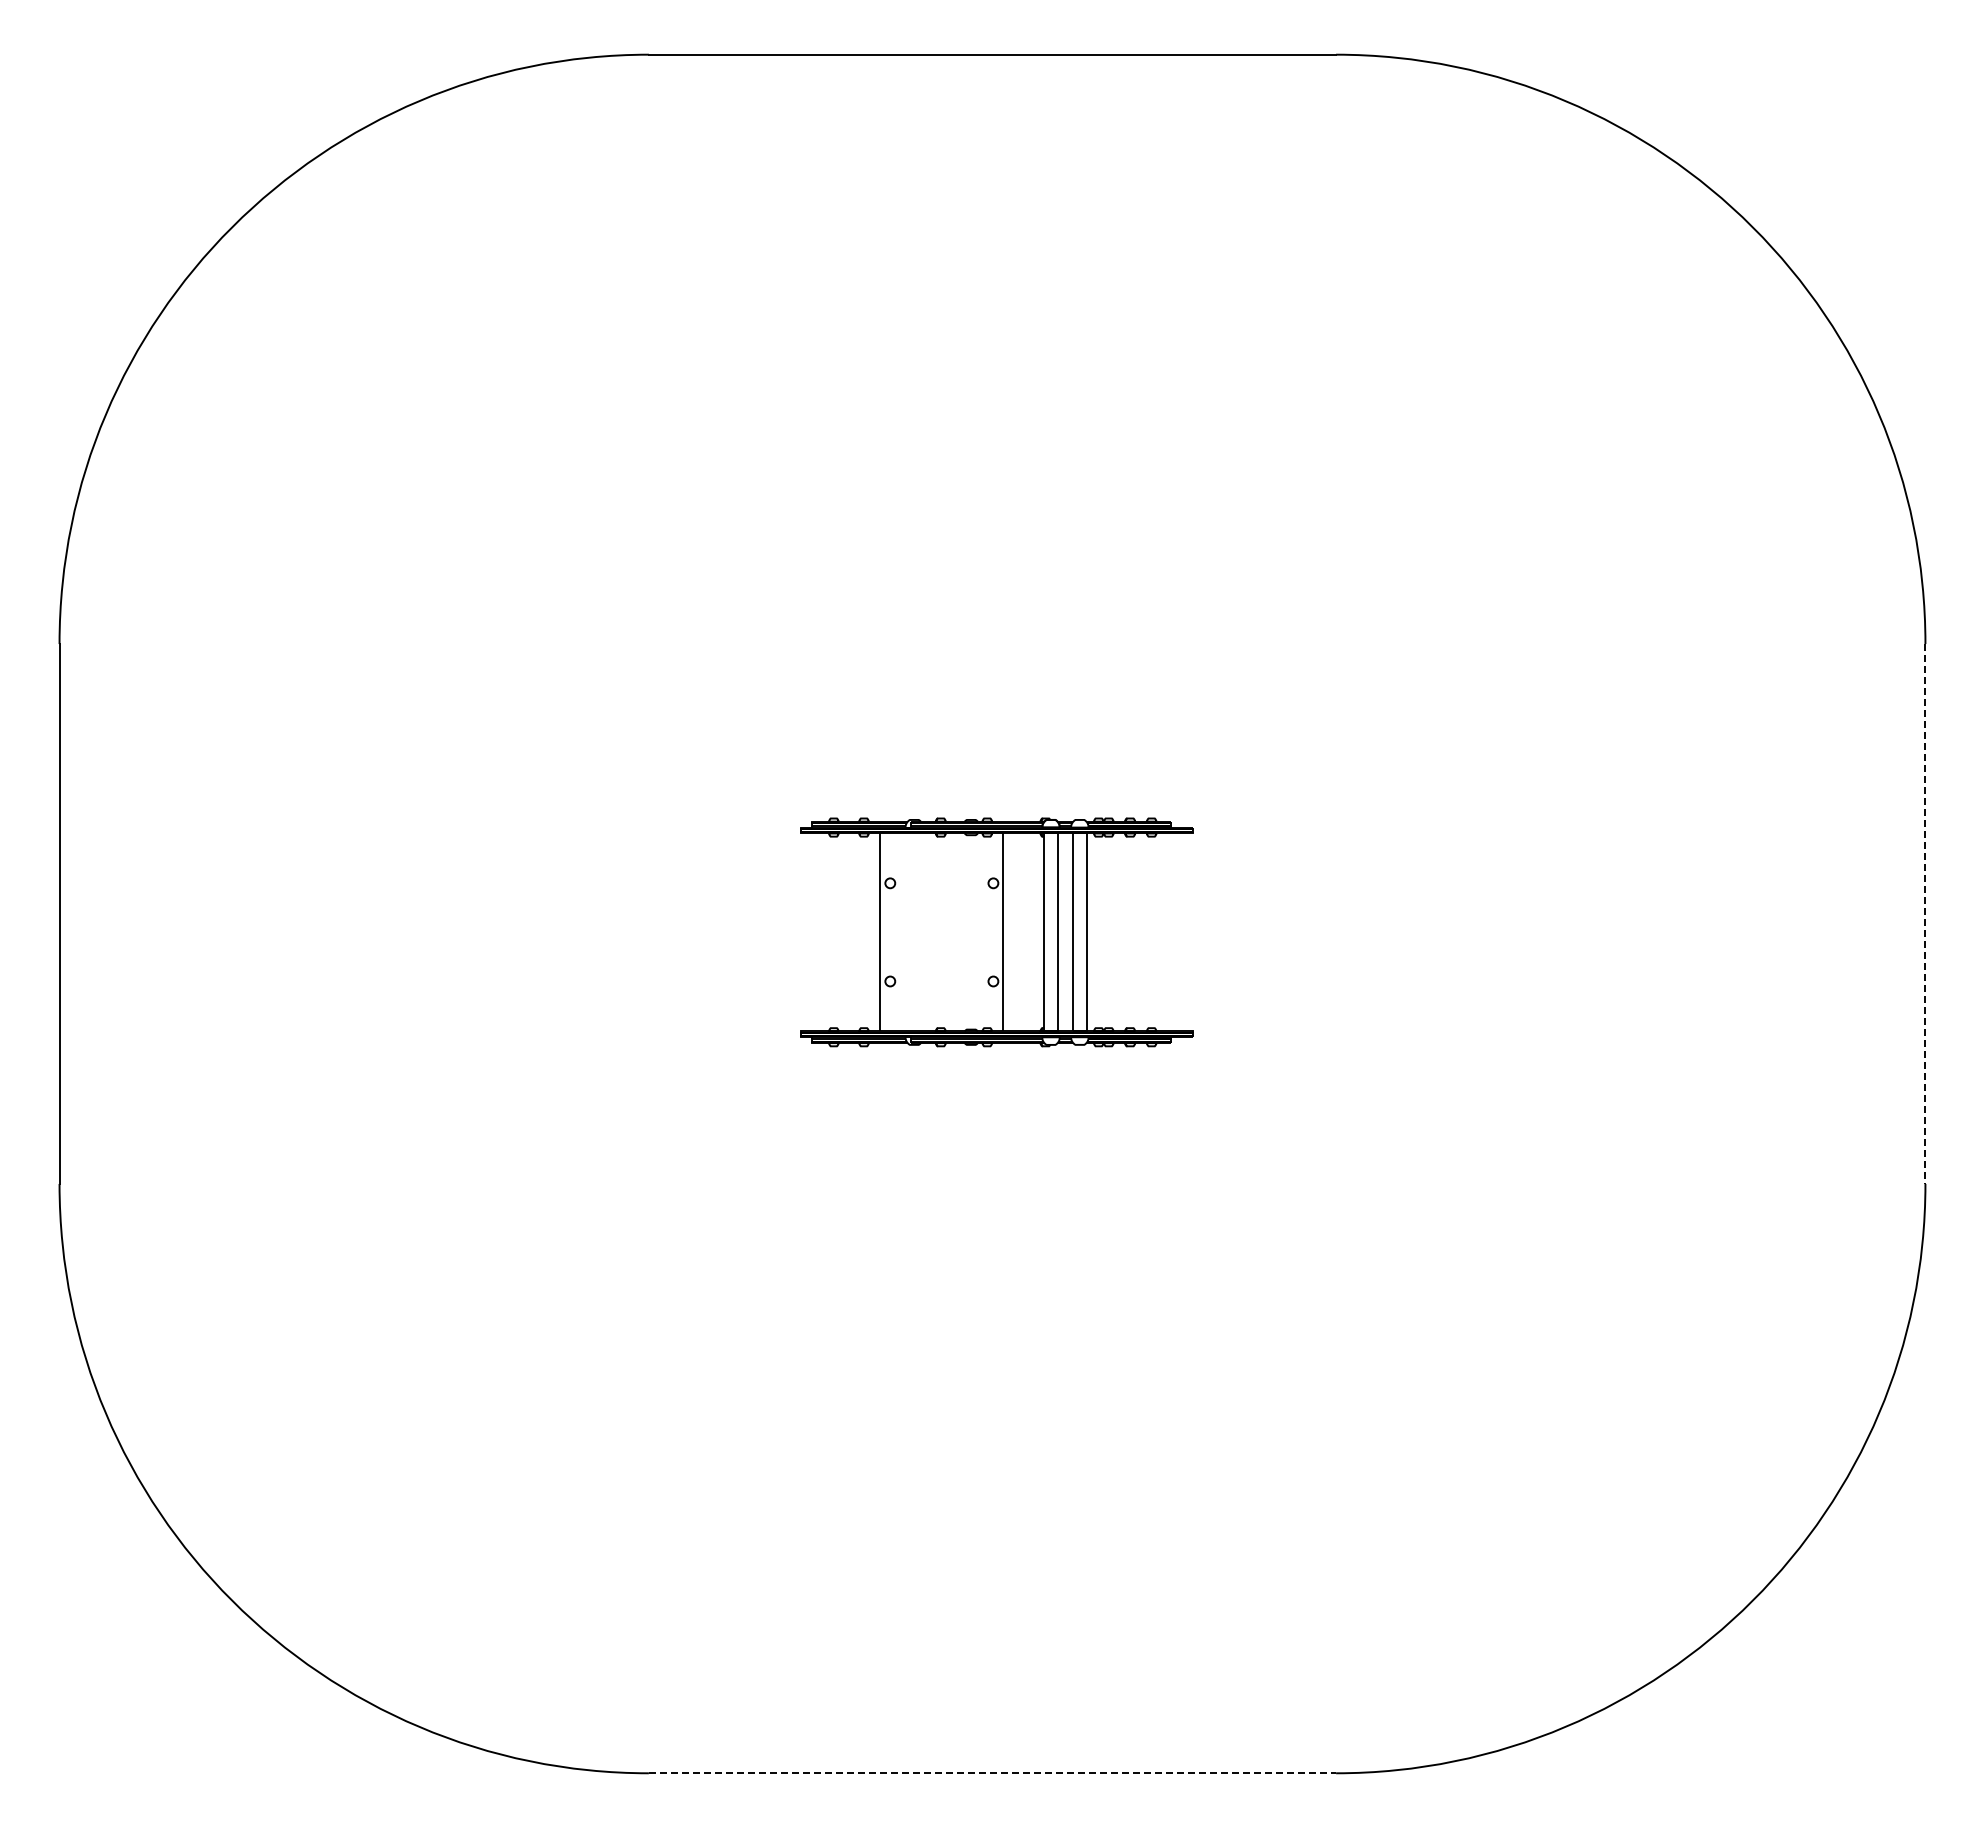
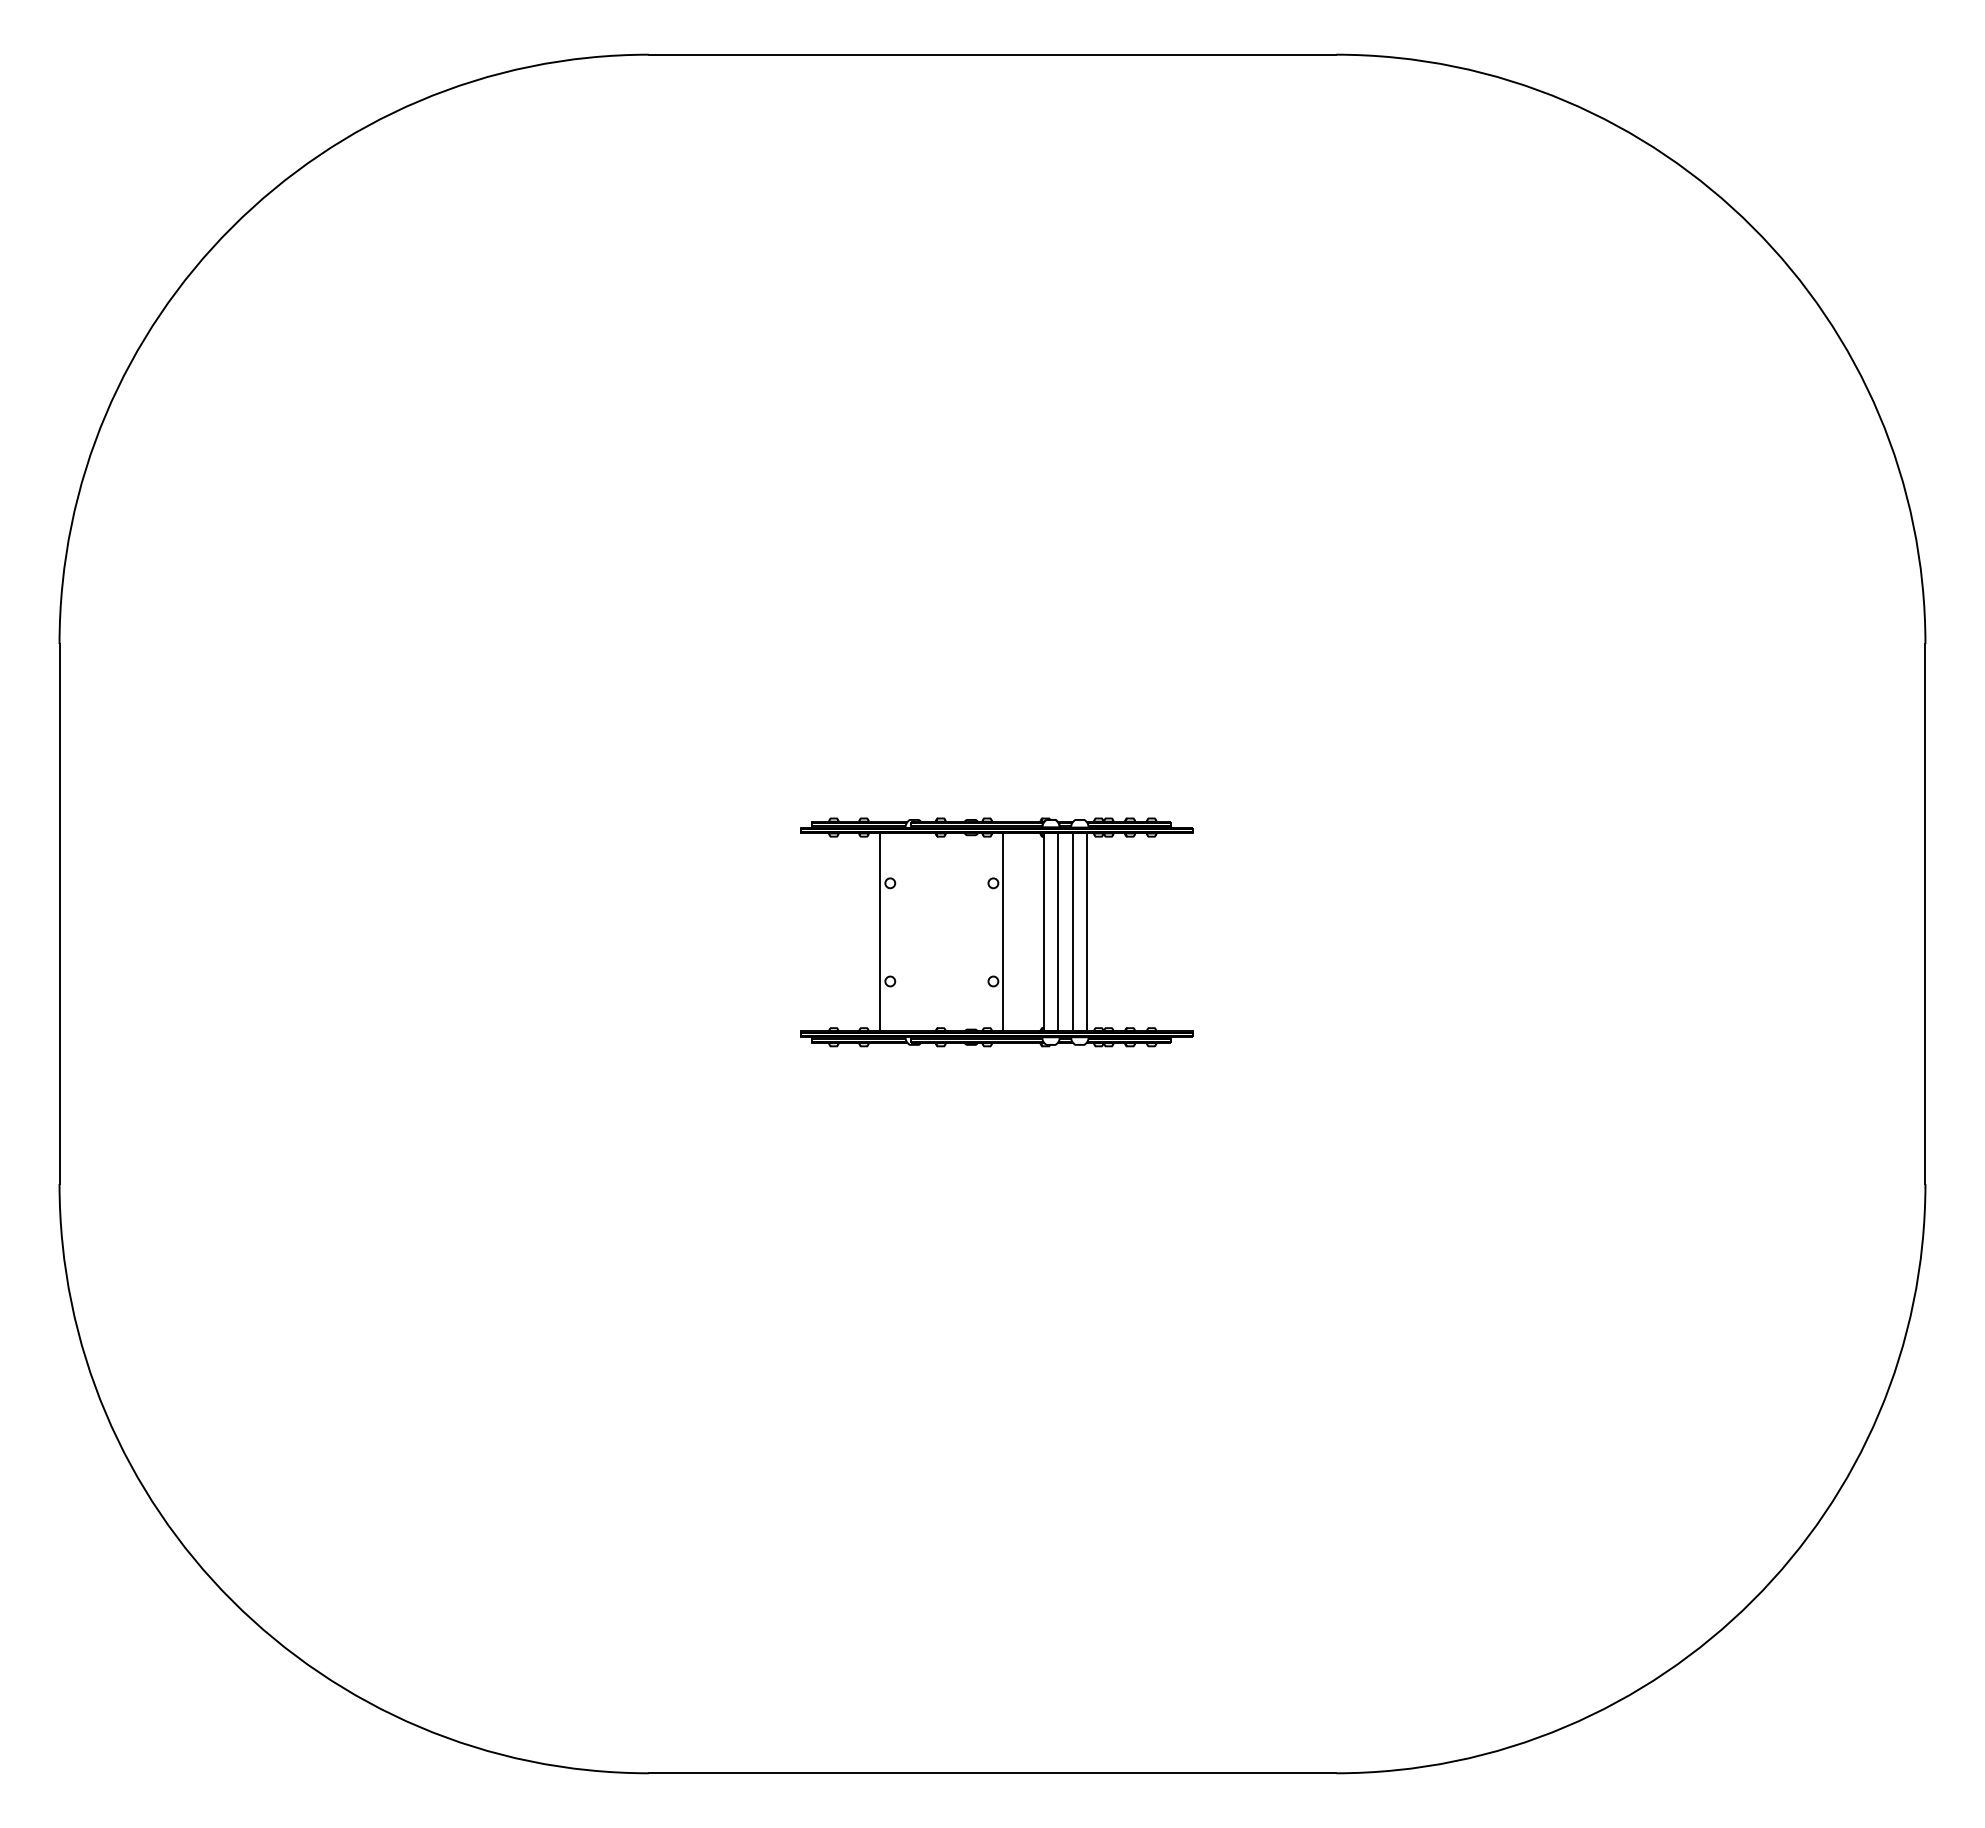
line: dashed -> solid (1925, 914)
line: dashed -> solid (992, 1773)
